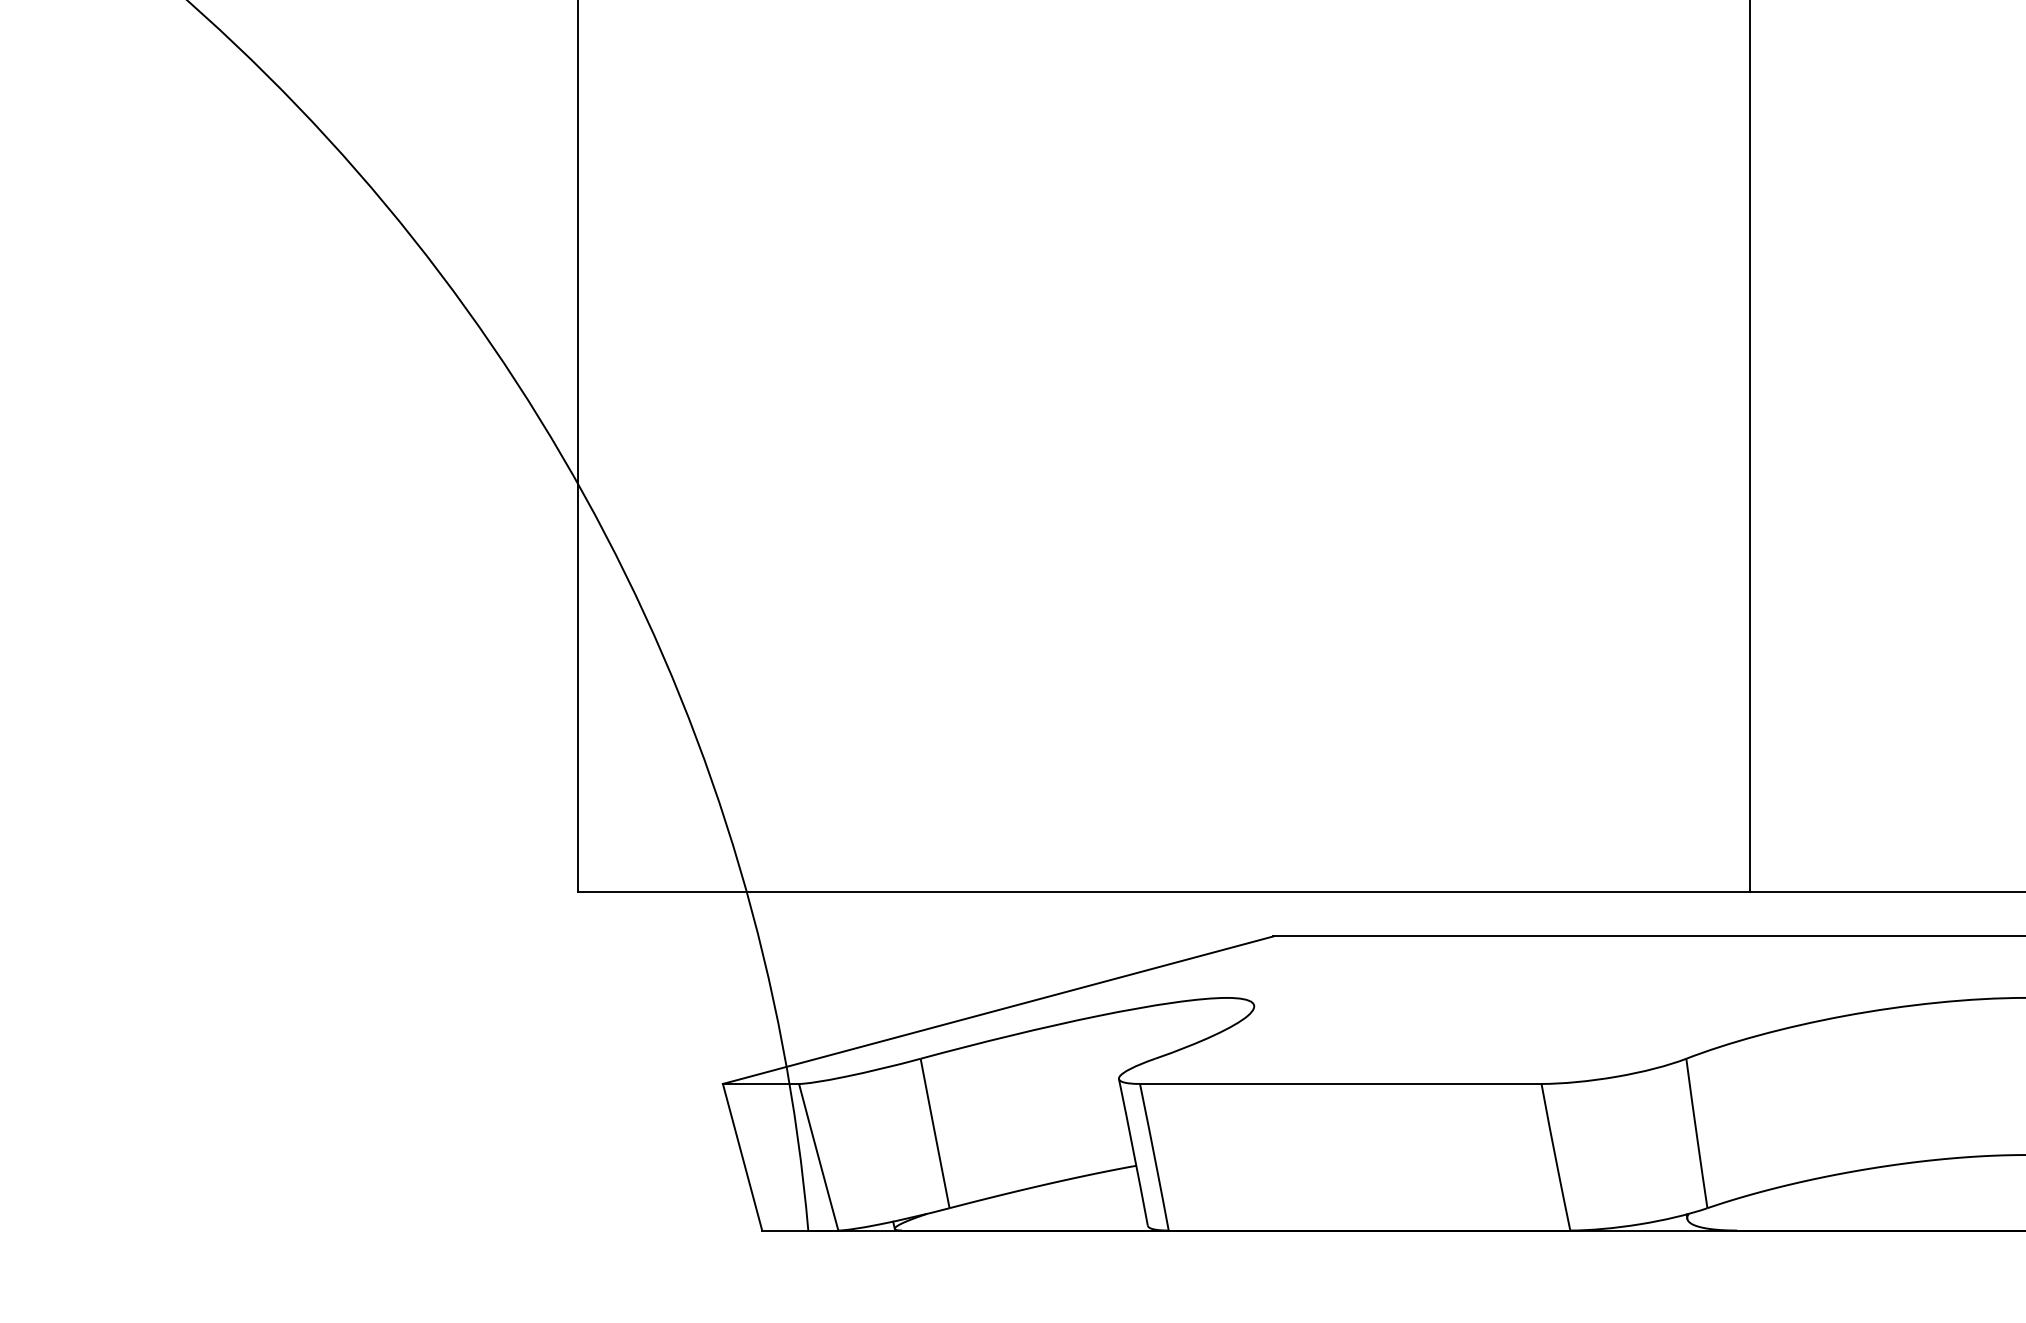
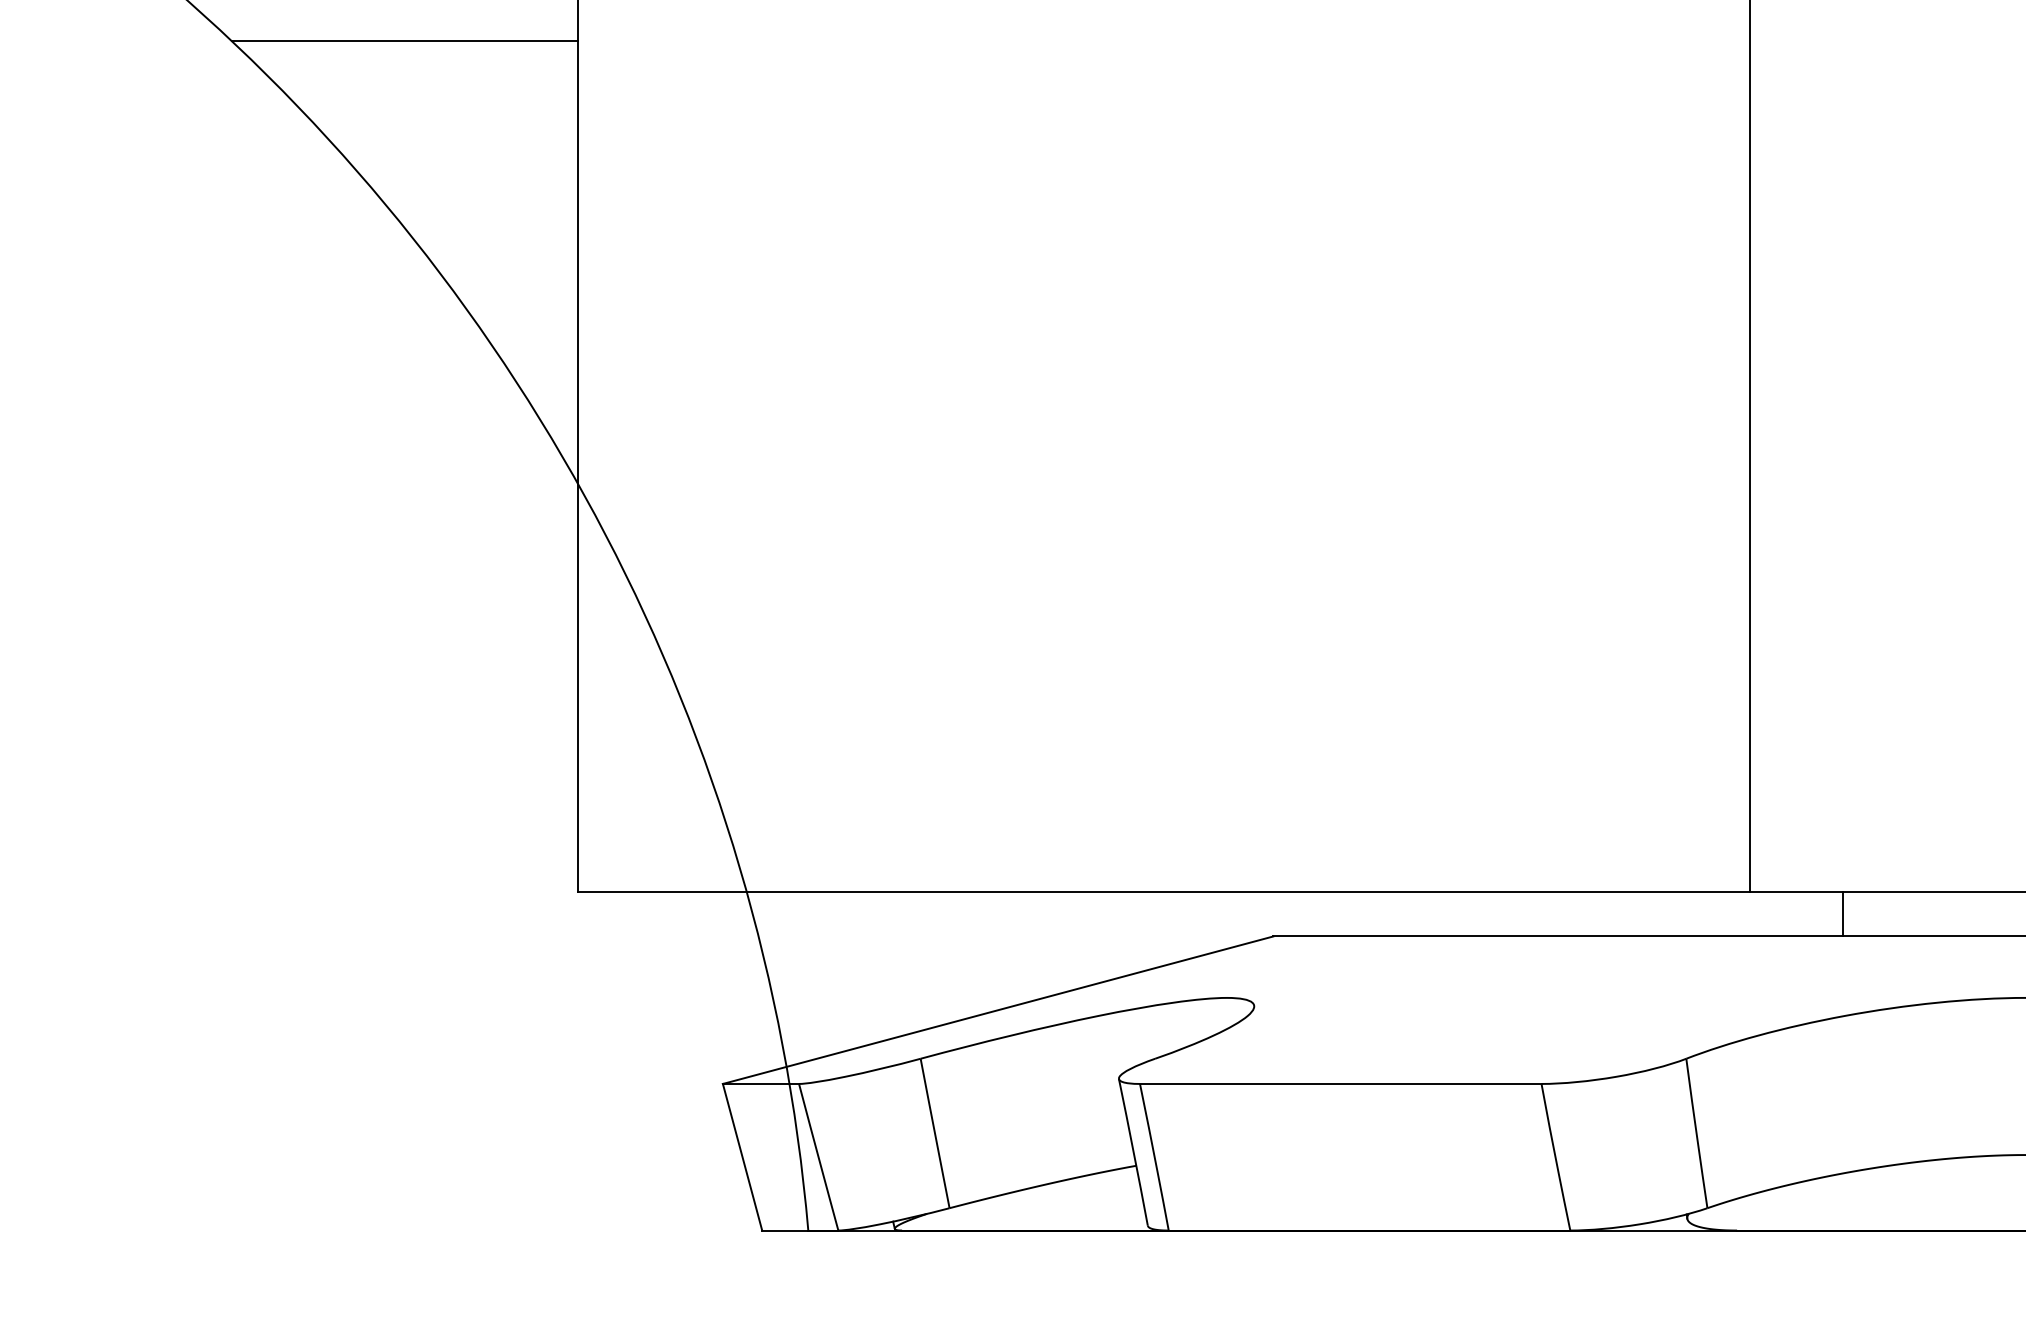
line: none -> present (405, 41)
line: none -> present (1843, 914)
